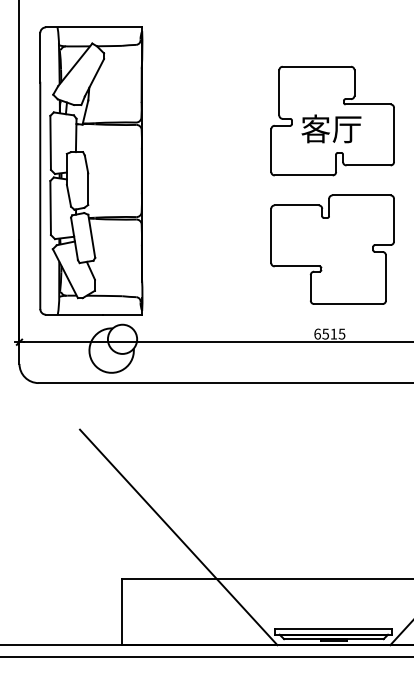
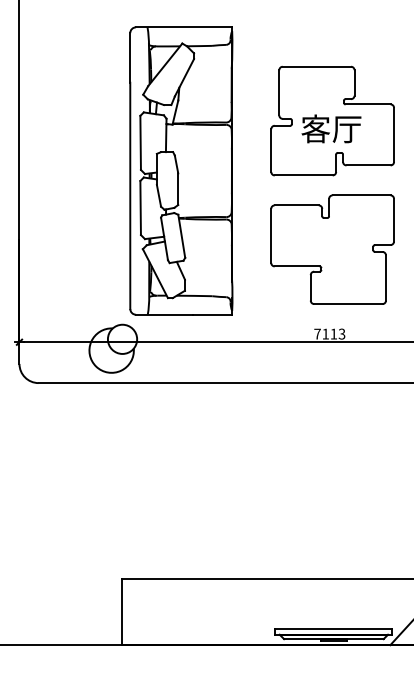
part position: (91, 170) -> (181, 170) (181, 170)
text: 6515 -> 7113 (329, 333)
line: present -> none (178, 537)
line: present -> none (206, 656)
